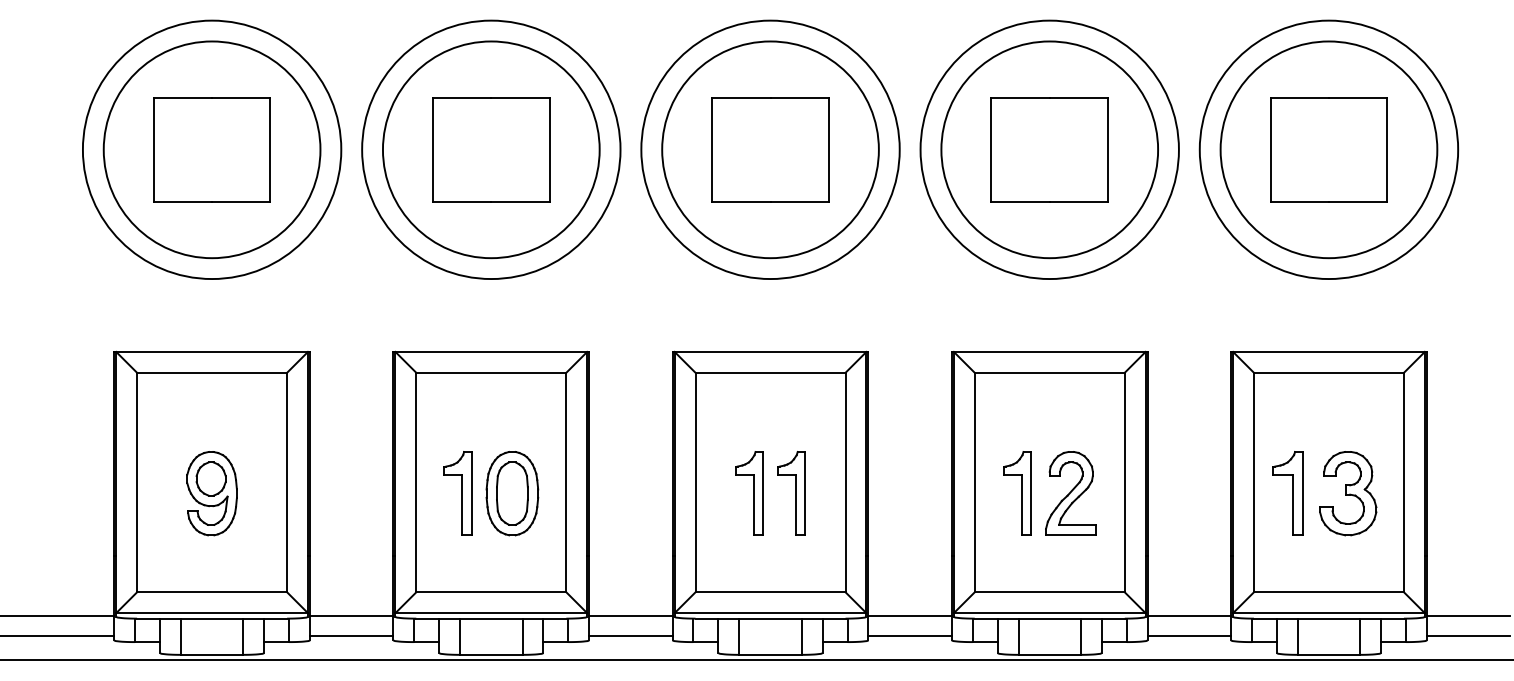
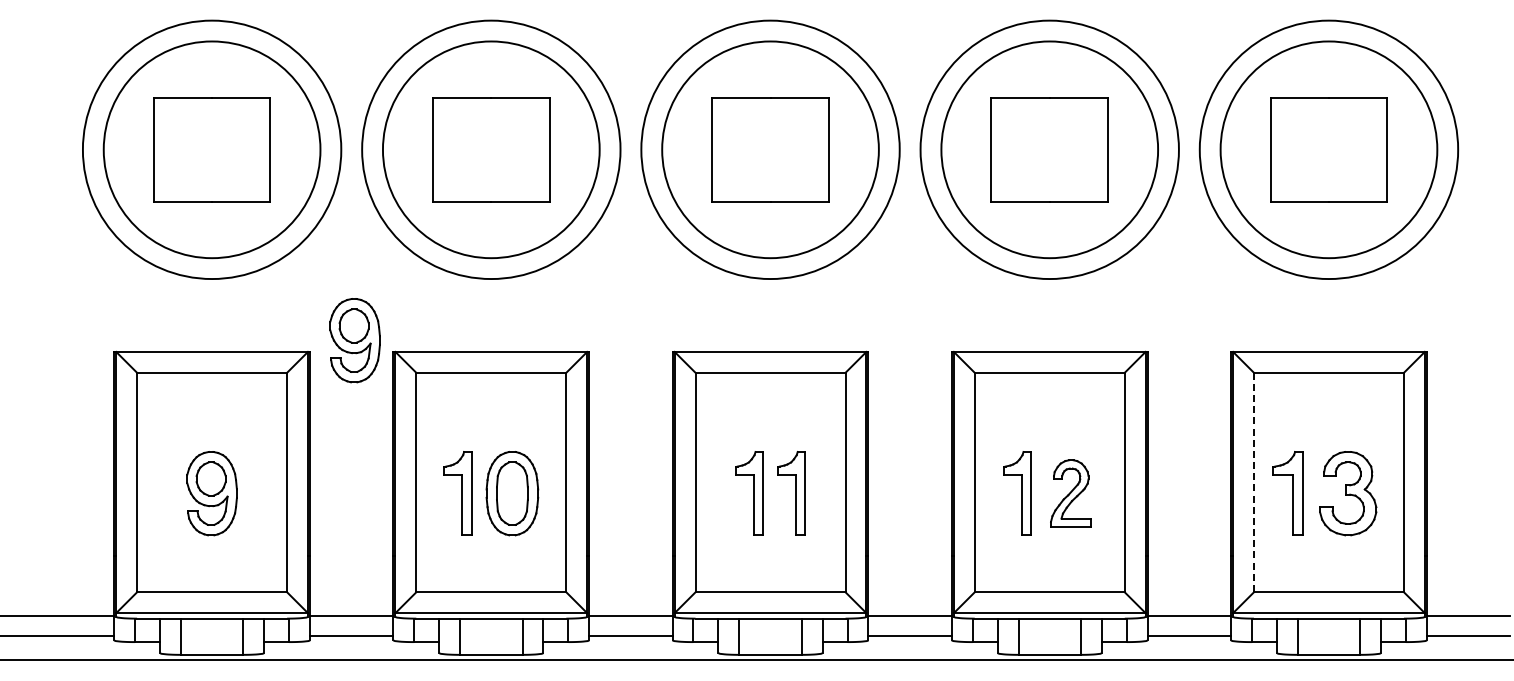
part: none -> present (354, 340)
line: solid -> dashed (1253, 482)
part size: 52x85 px -> 42x69 px (1070, 493)
